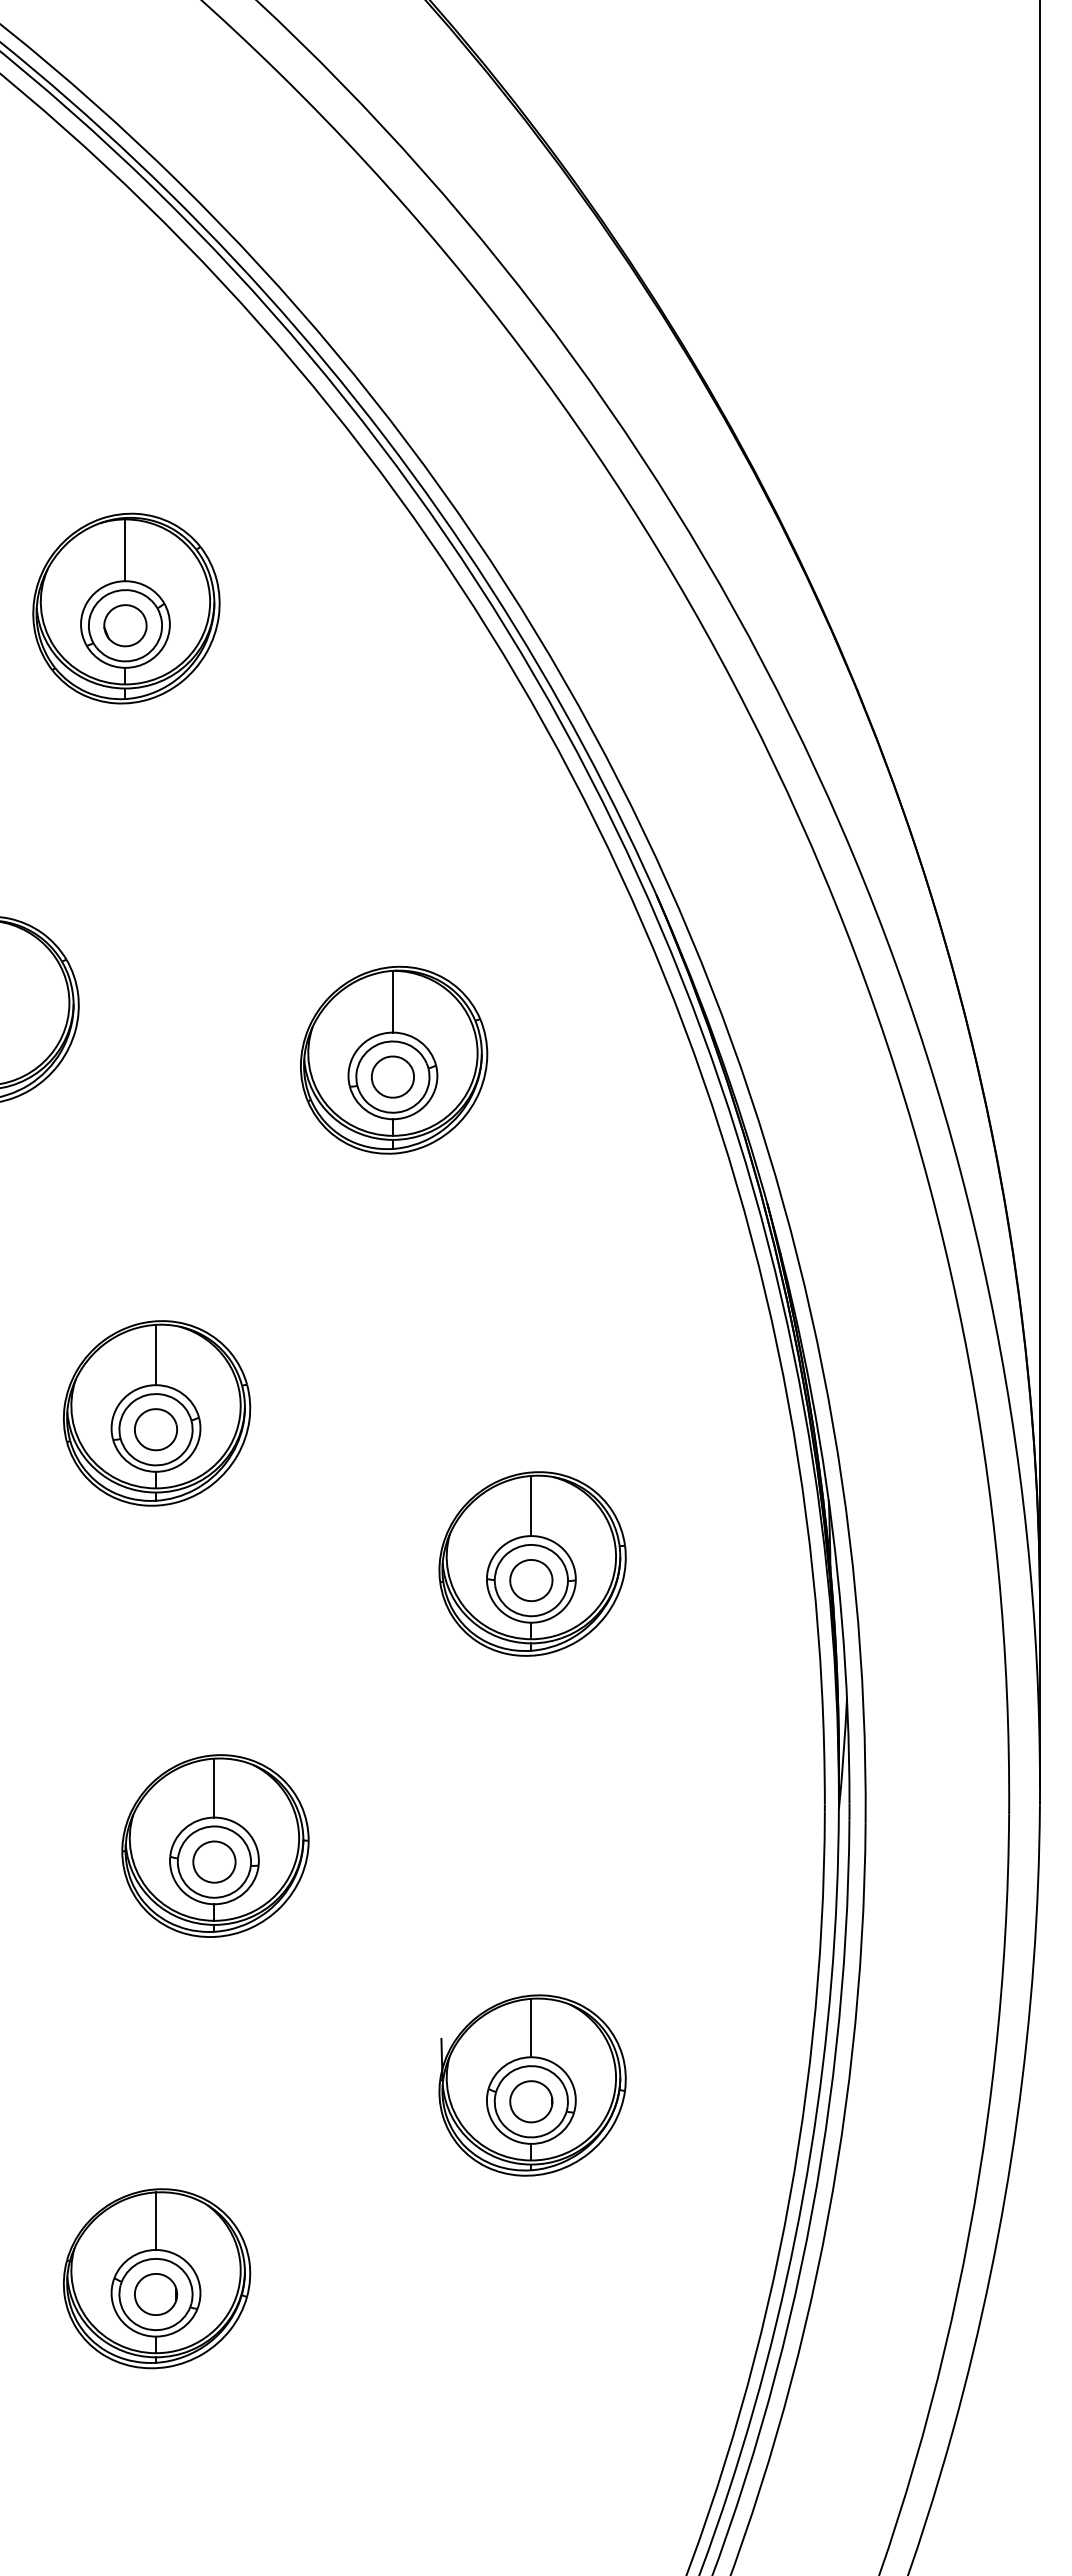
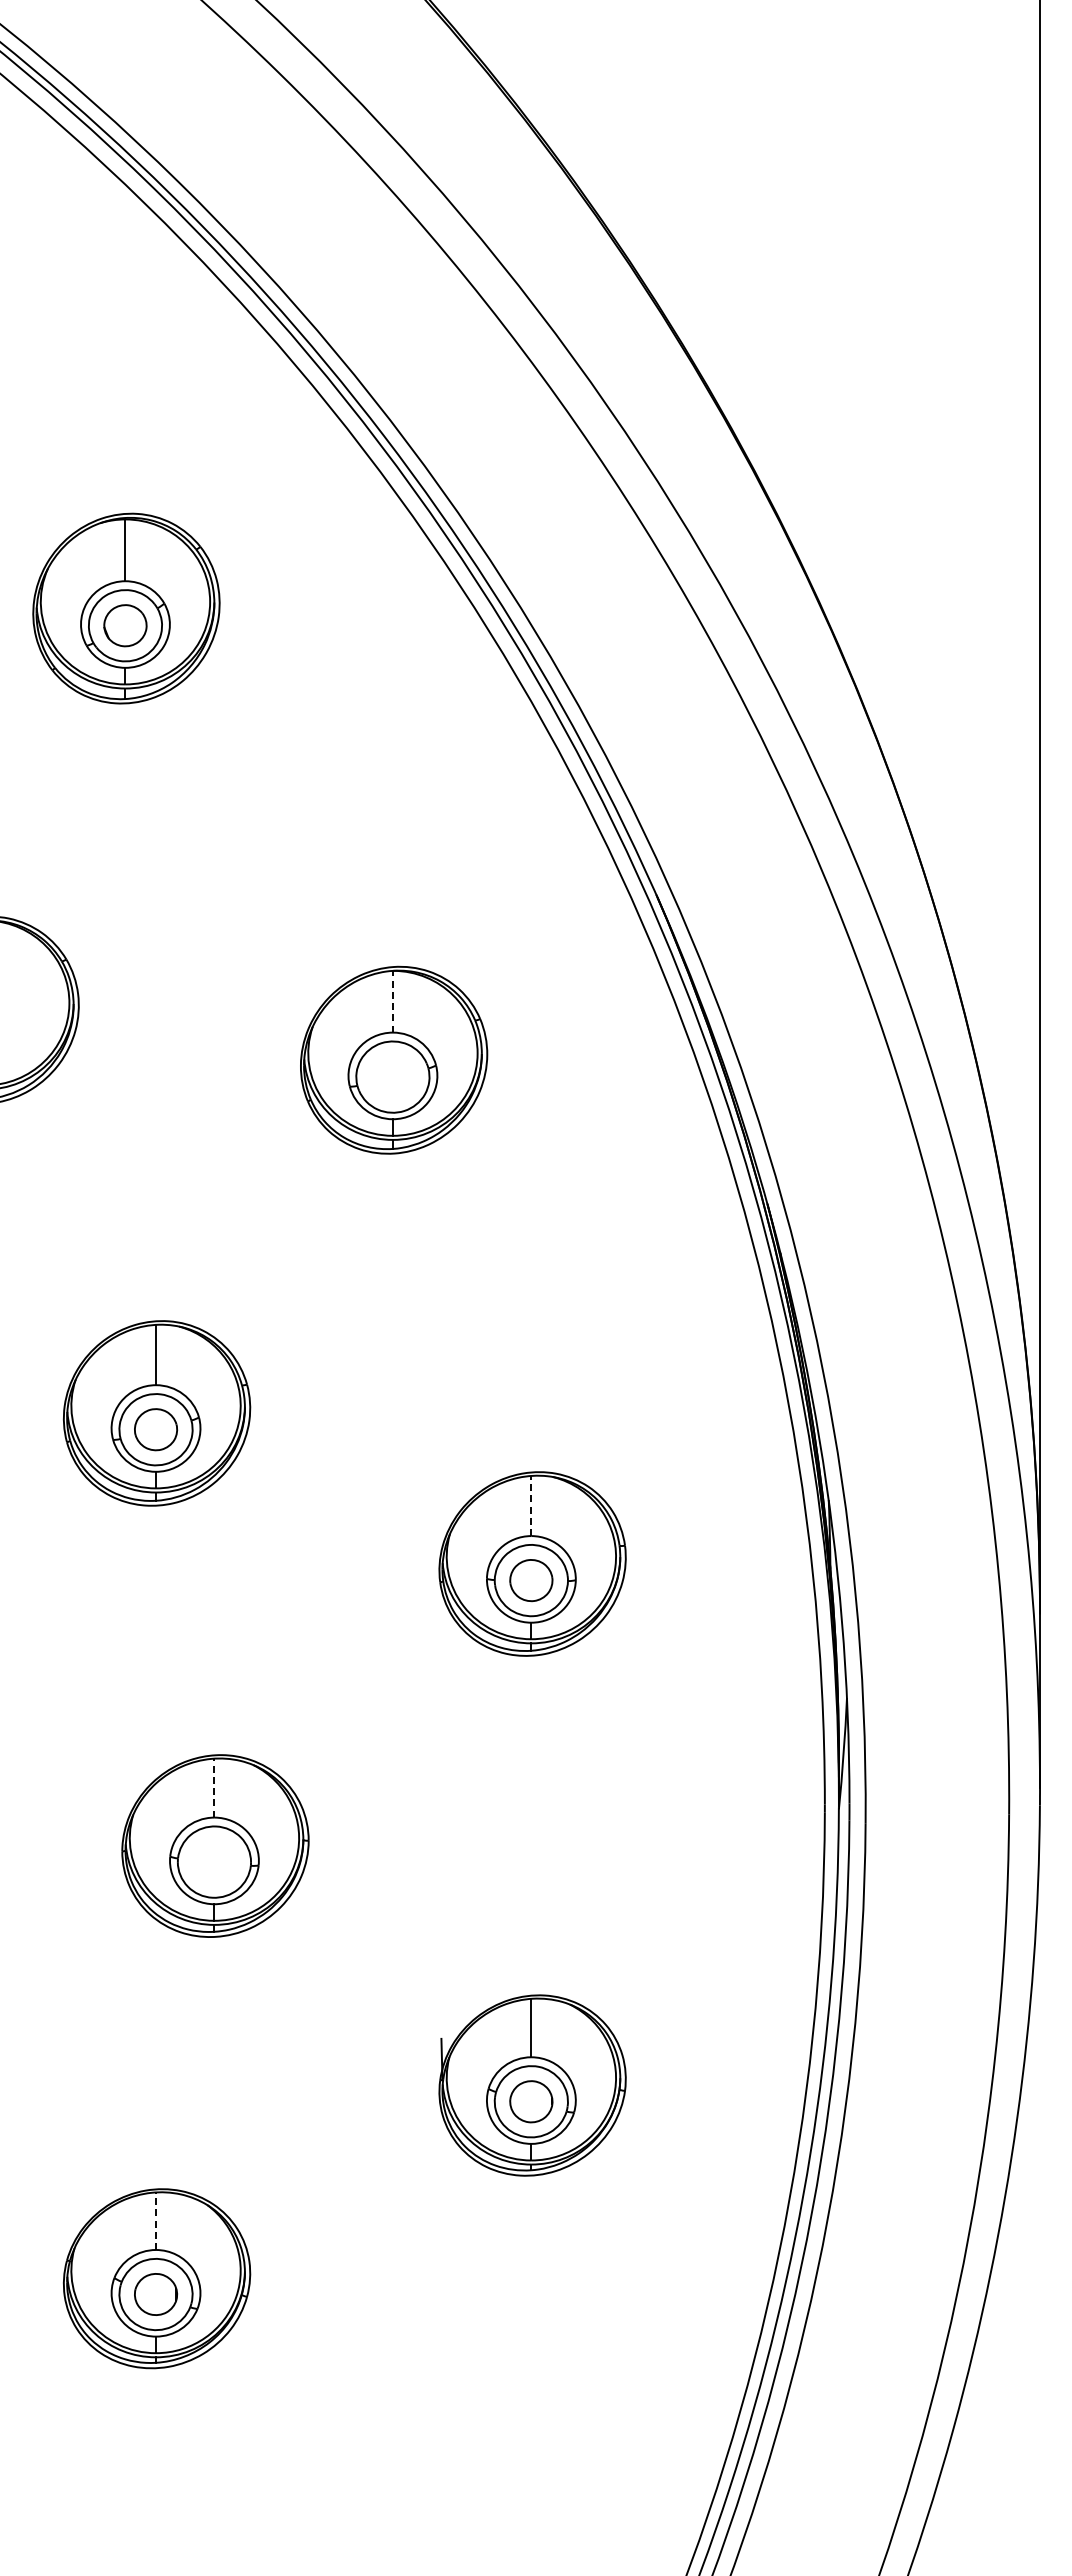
line: solid -> dashed (392, 1001)
part: present -> none (392, 1076)
line: solid -> dashed (531, 1505)
line: solid -> dashed (214, 1787)
part: present -> none (214, 1861)
line: solid -> dashed (156, 2221)
